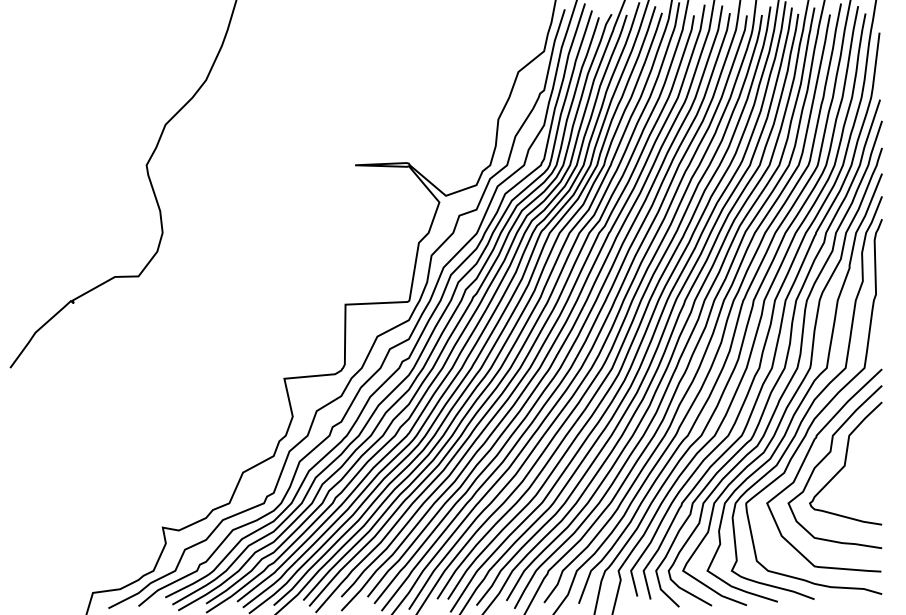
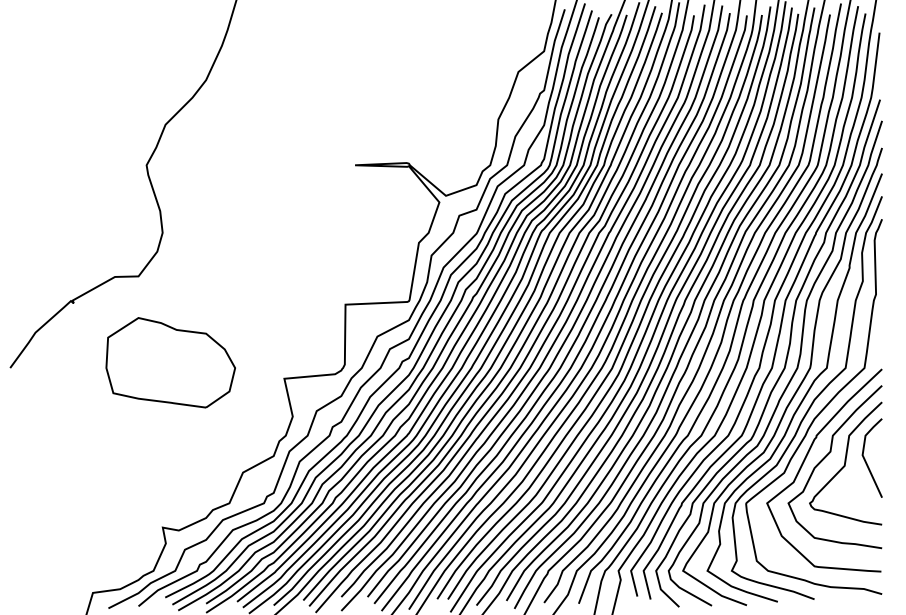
part: none -> present (170, 362)
line: none -> present (866, 460)
